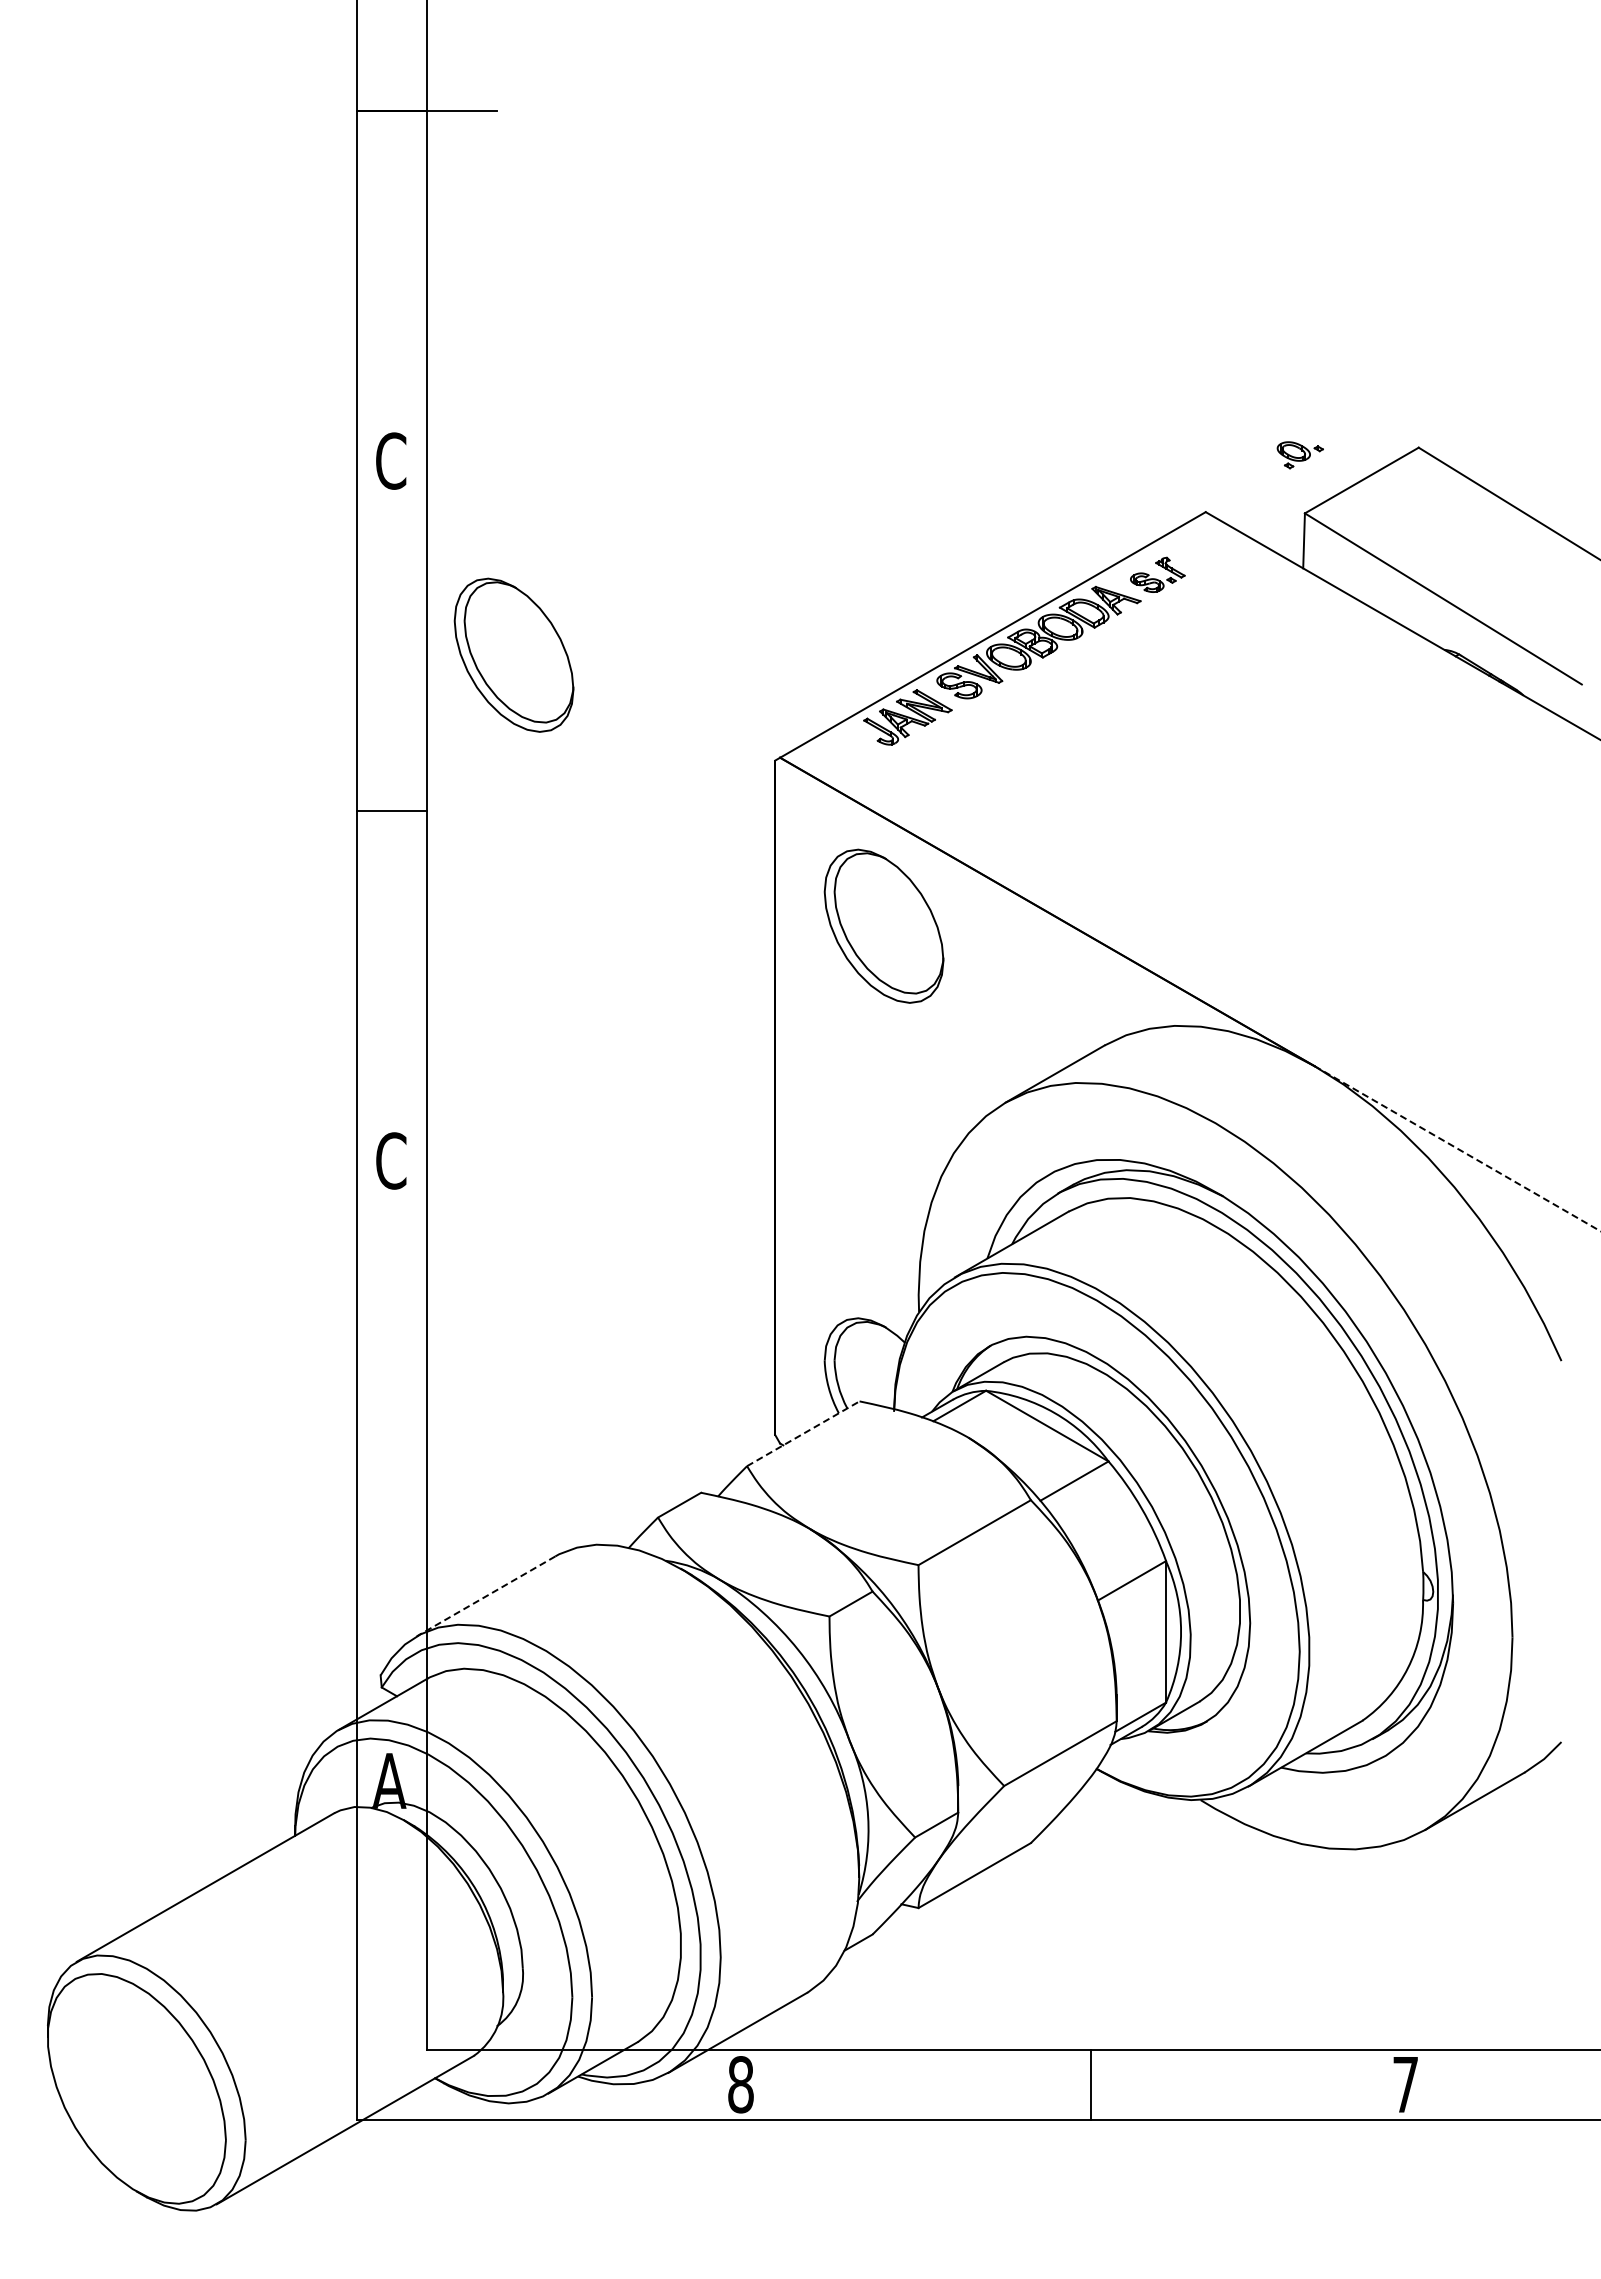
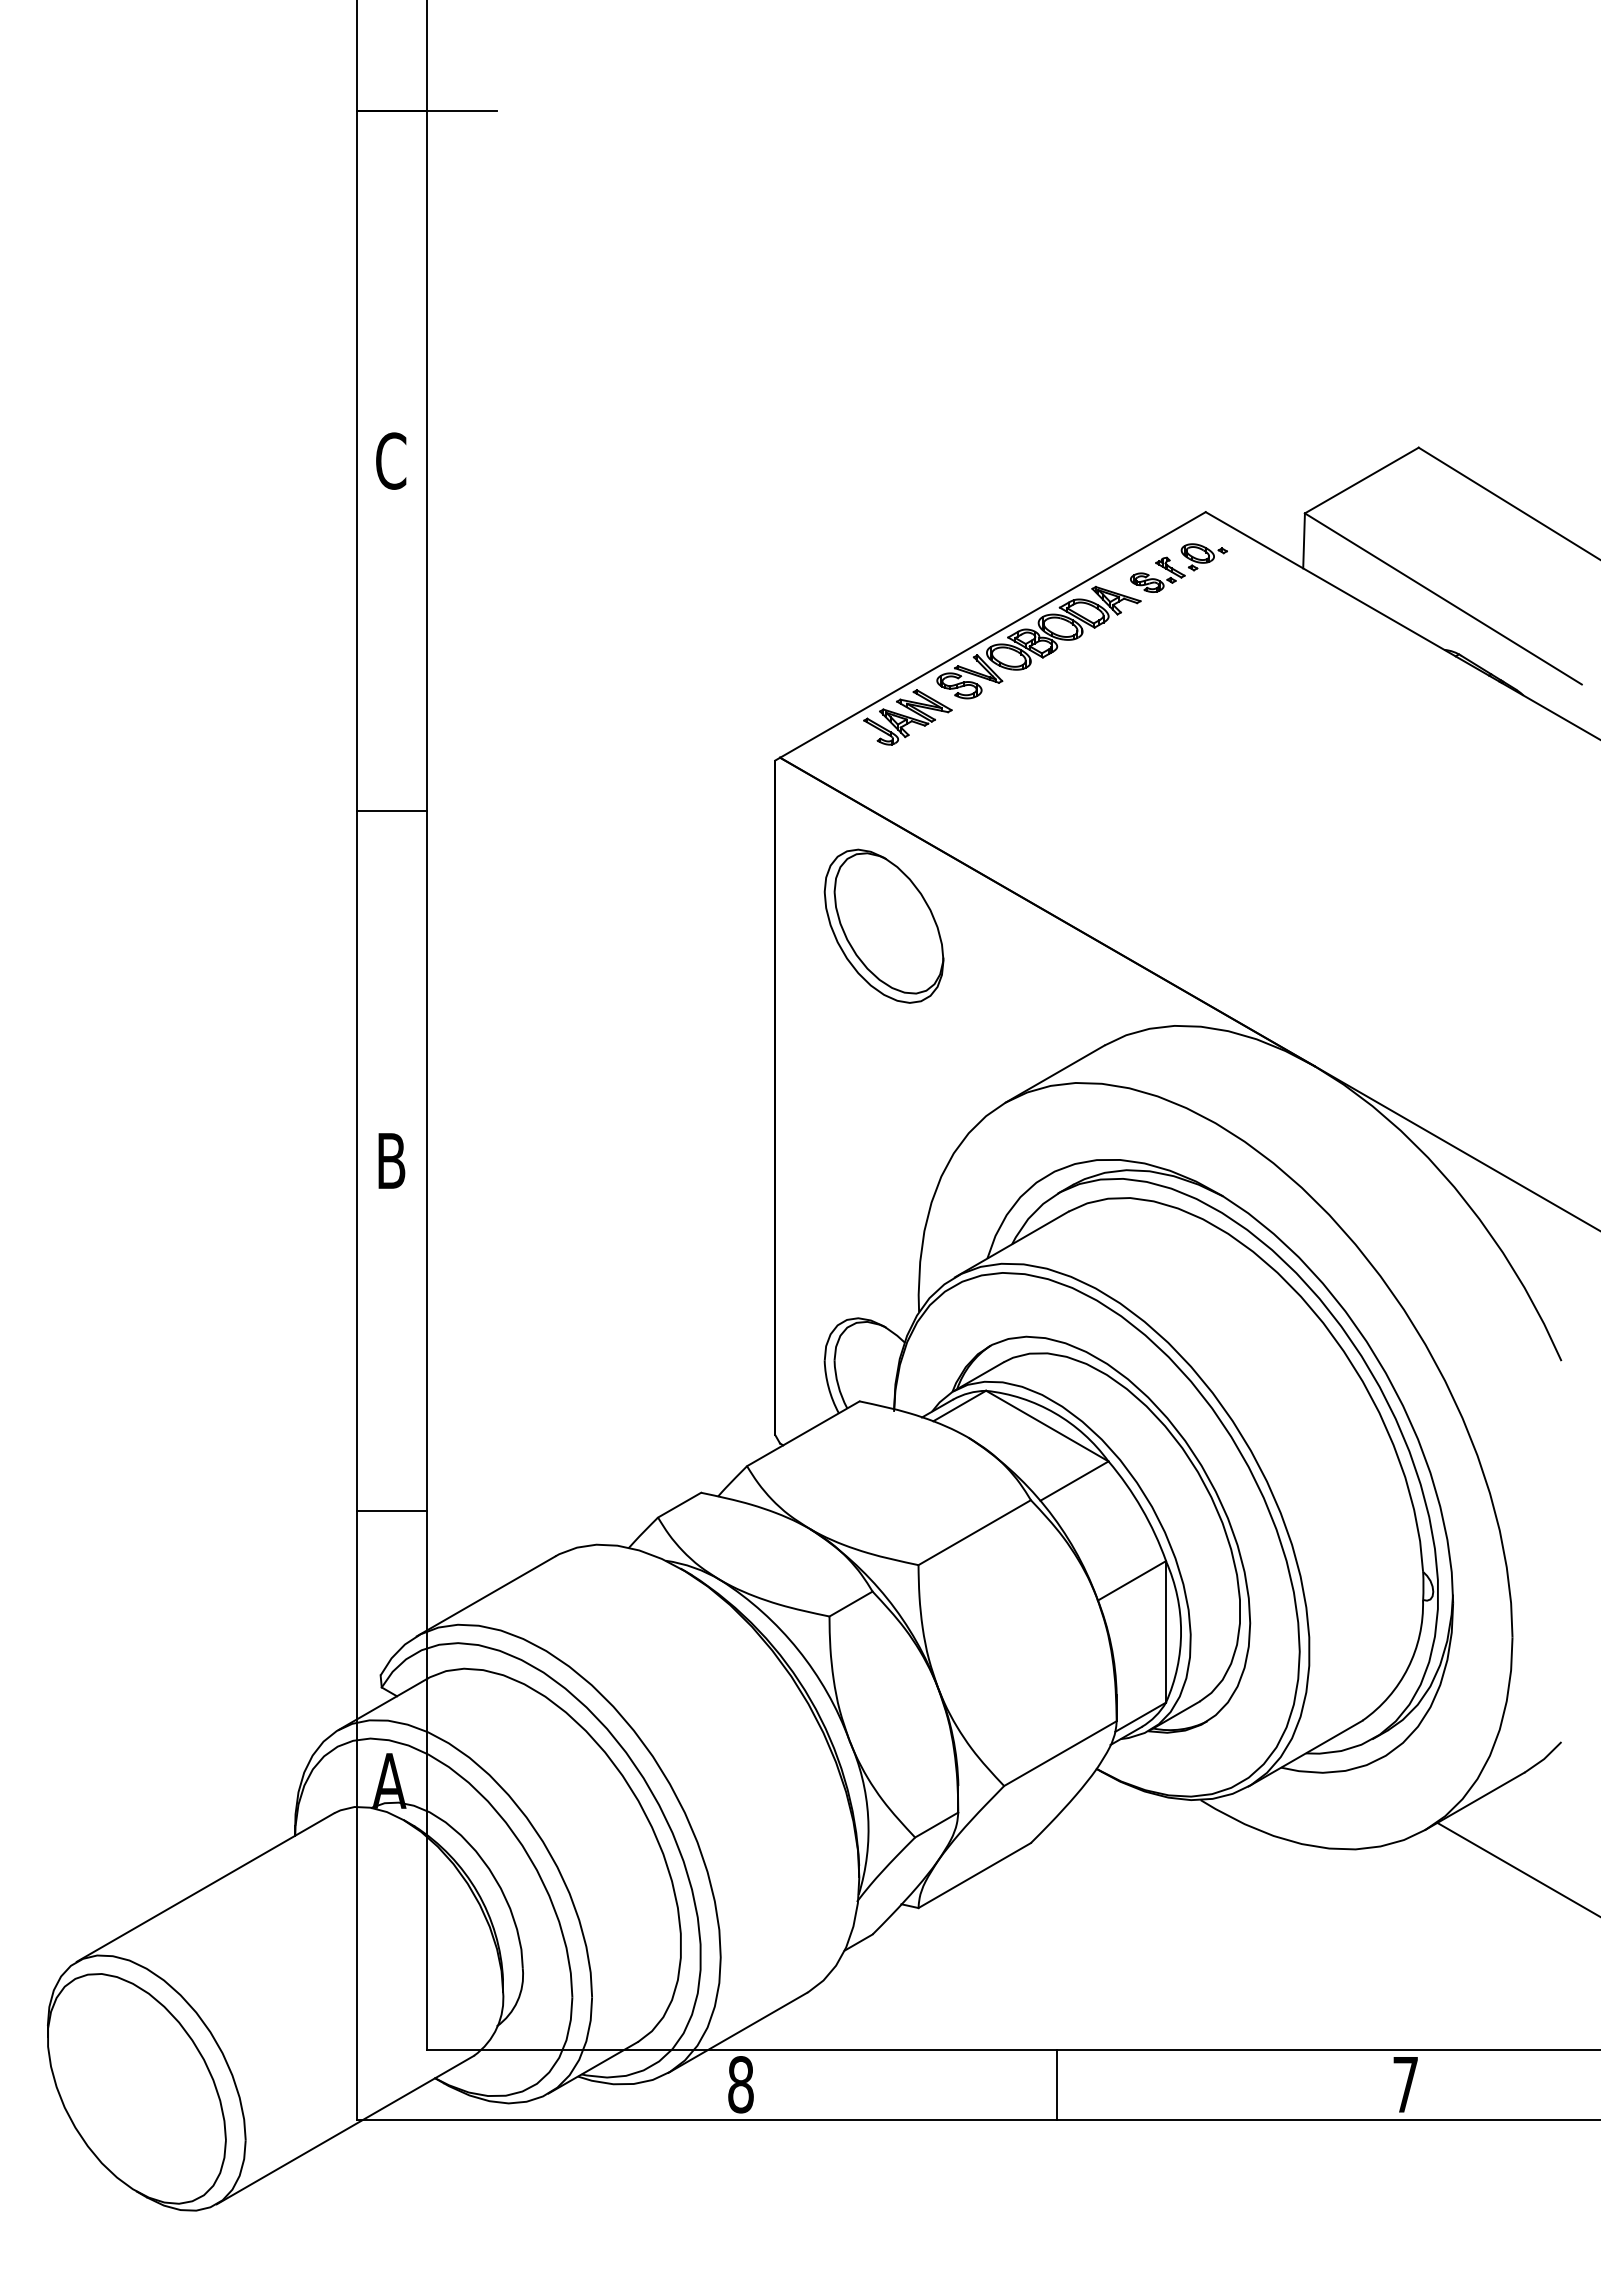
part position: (1299, 455) -> (1203, 557) (1203, 557)
part: present -> none (513, 654)
line: dashed -> solid (1458, 1149)
text: C -> B (391, 1160)
line: dashed -> solid (803, 1433)
line: none -> present (391, 1510)
line: dashed -> solid (486, 1596)
line: none -> present (1517, 1868)
line position: (1090, 2084) -> (1056, 2084) (1056, 2084)
